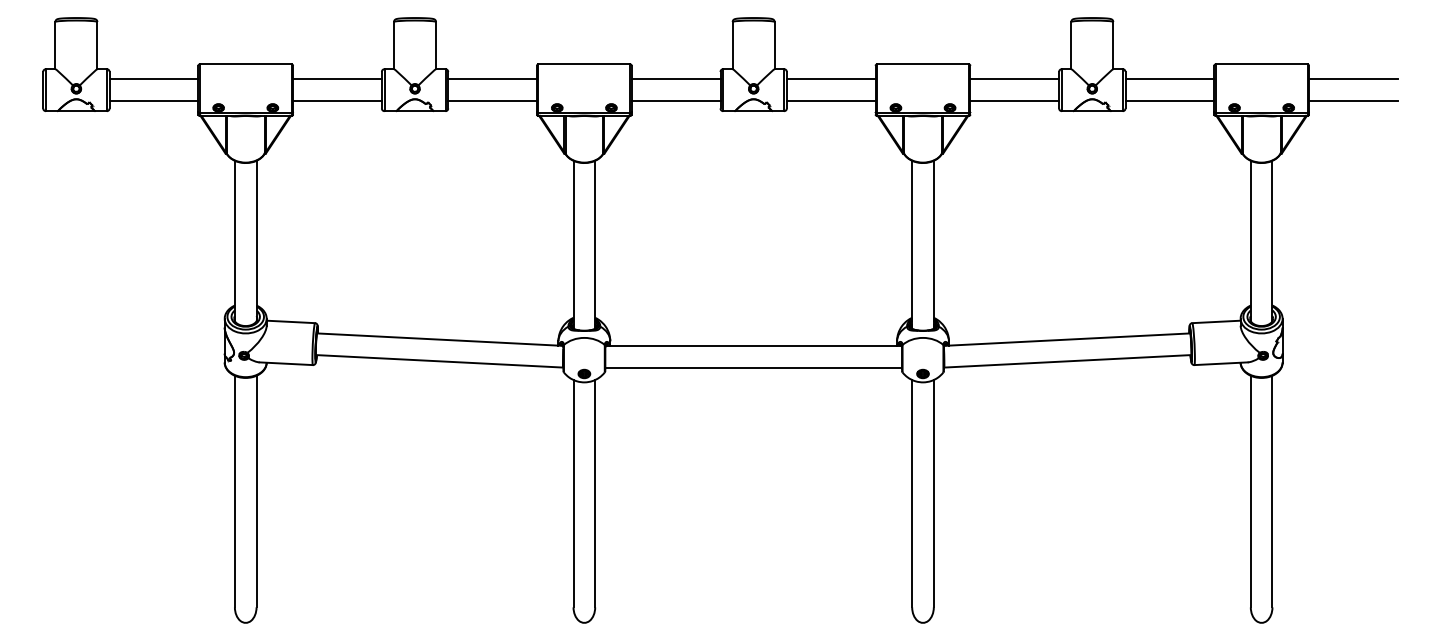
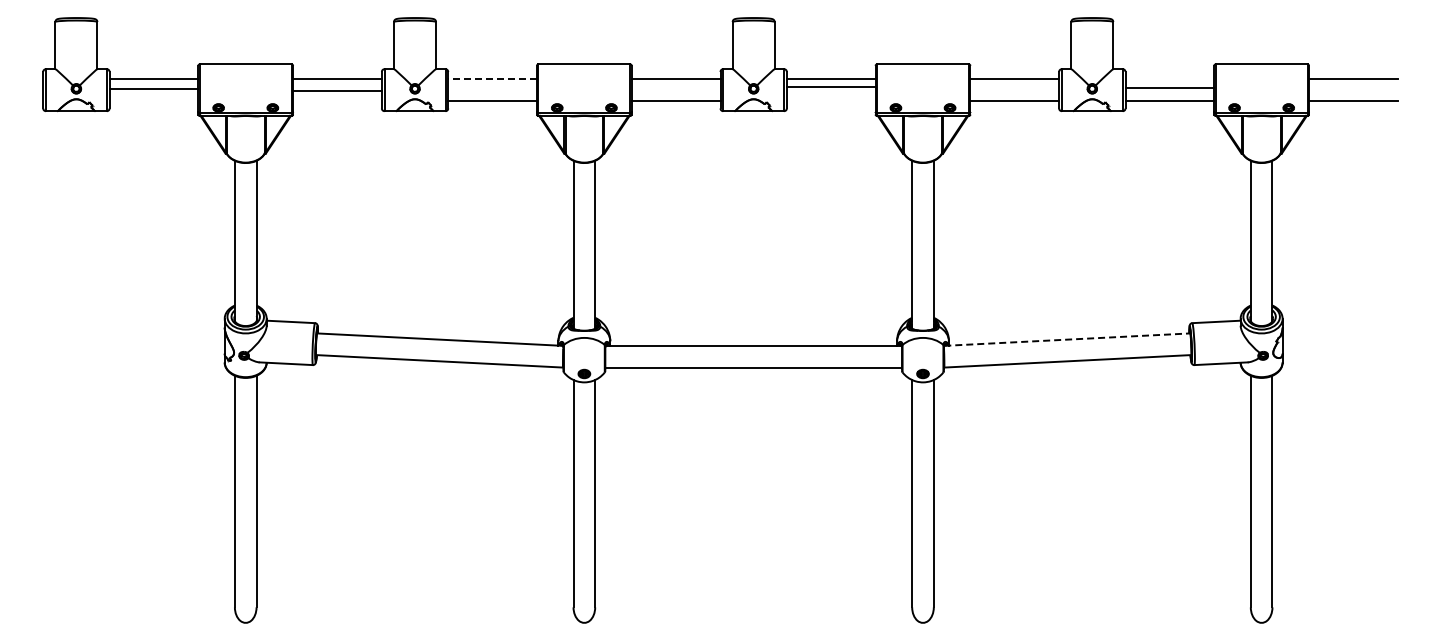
line: solid -> dashed (492, 79)
line position: (1169, 79) -> (1169, 88) (1169, 88)
line position: (153, 101) -> (153, 89) (153, 89)
line position: (337, 101) -> (337, 91) (337, 91)
line position: (830, 101) -> (830, 87) (830, 87)
line: solid -> dashed (1067, 339)
